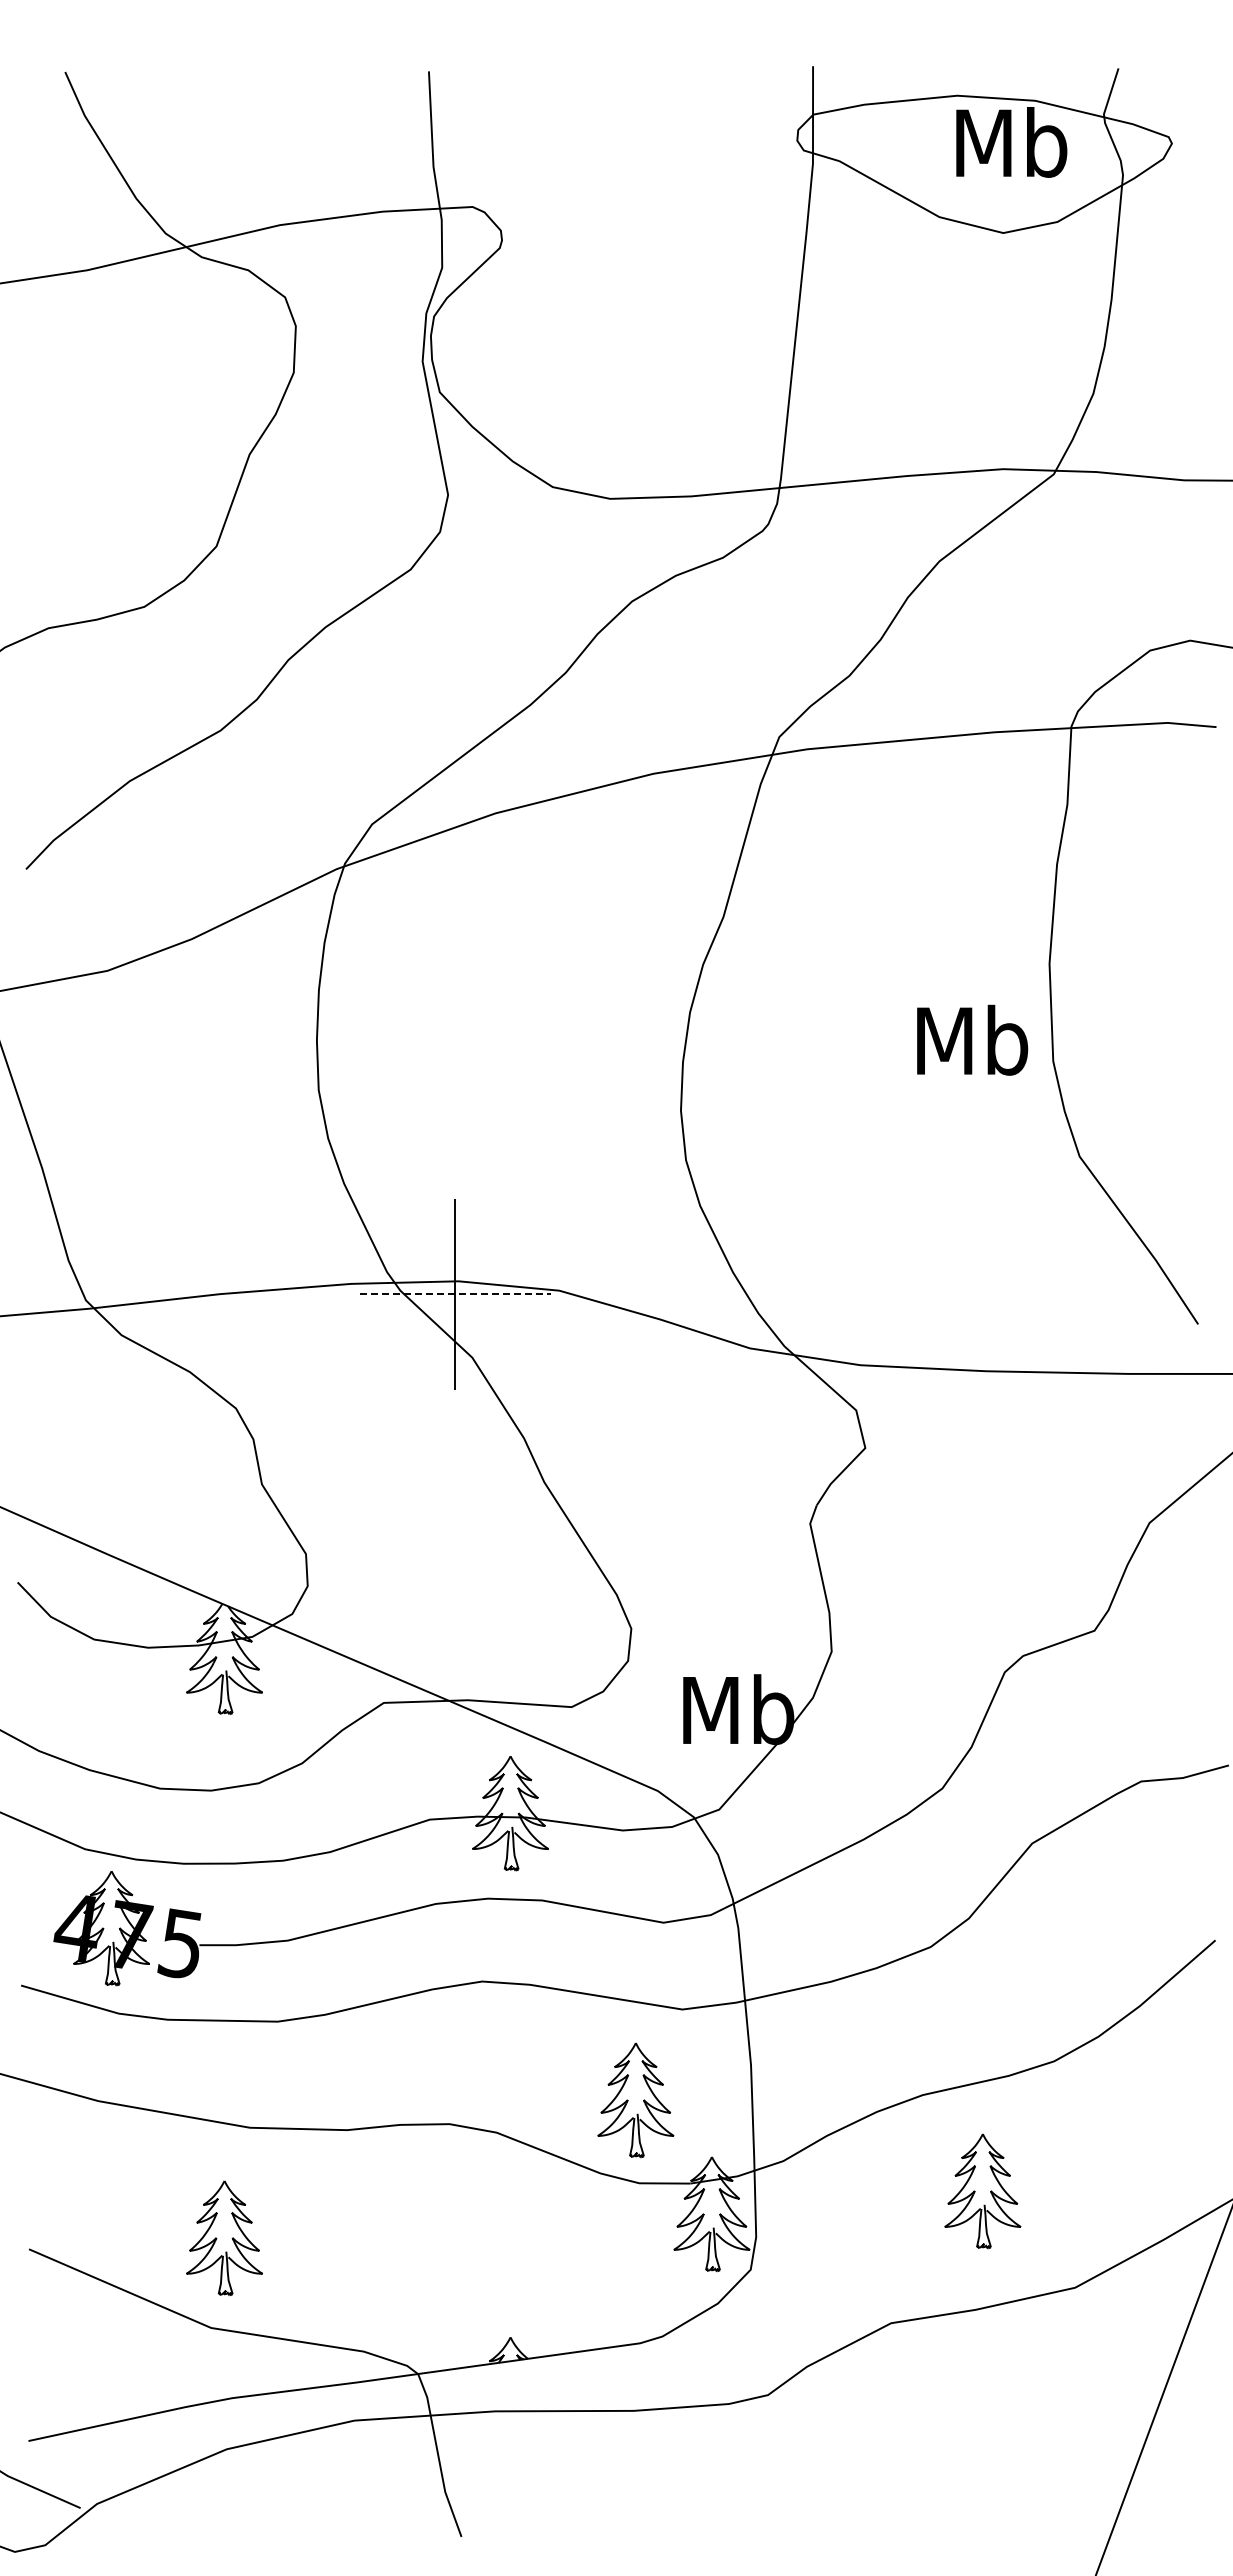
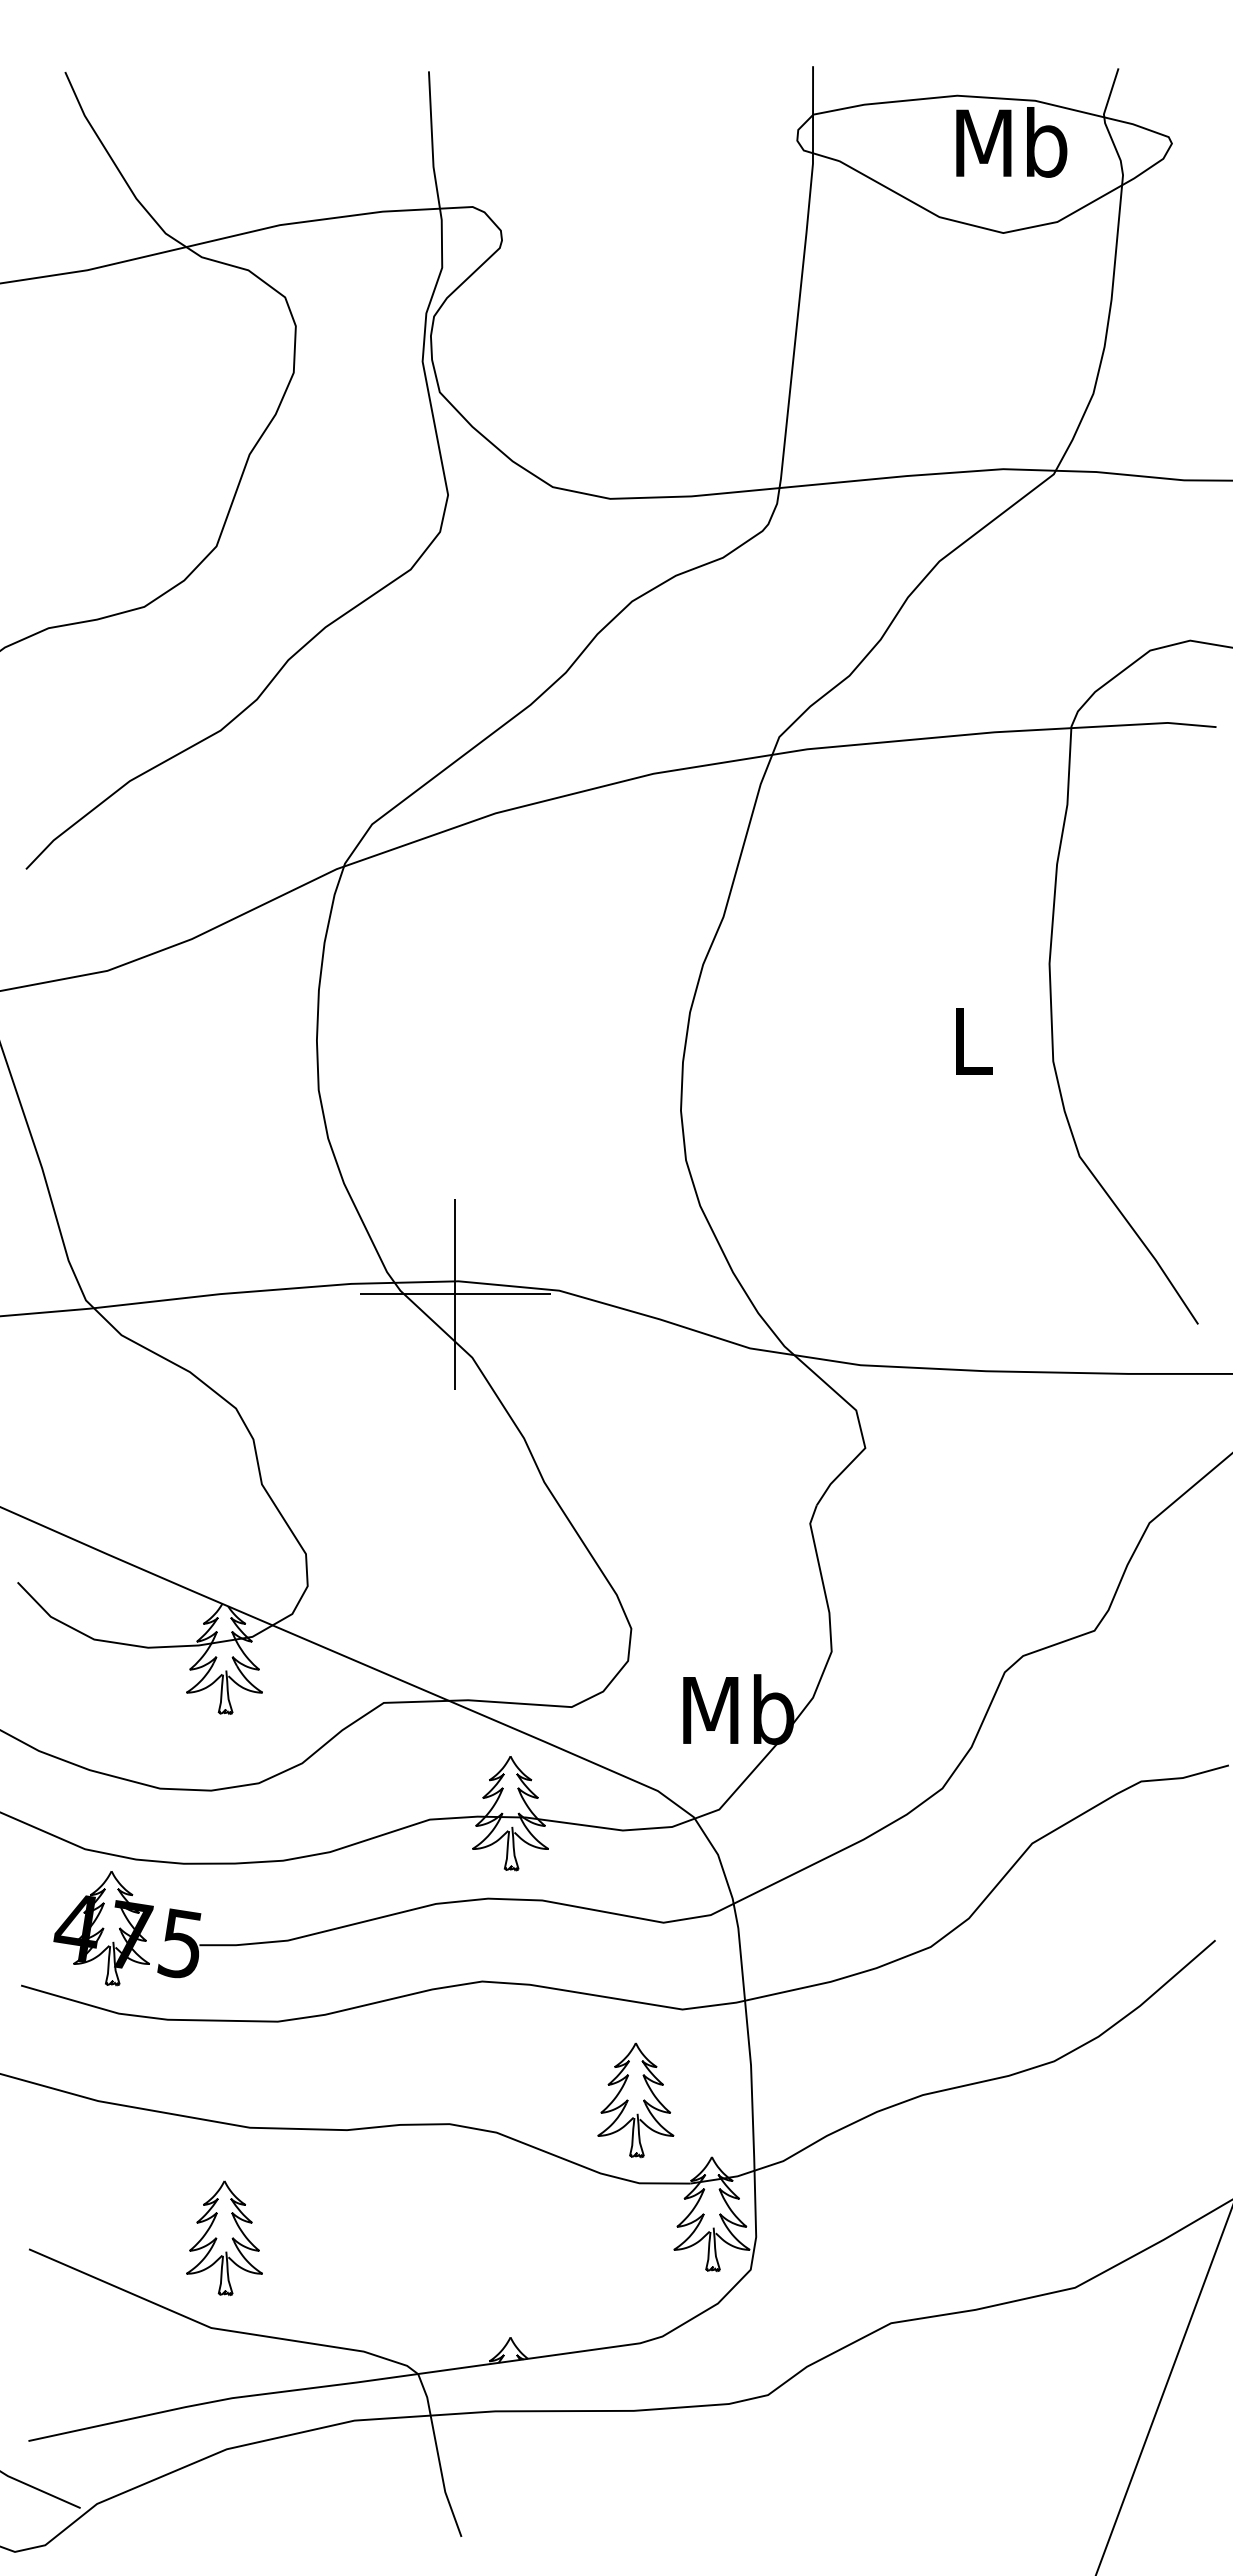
text: Mb -> L (972, 1039)
line: dashed -> solid (455, 1294)
part: present -> none (982, 2191)
